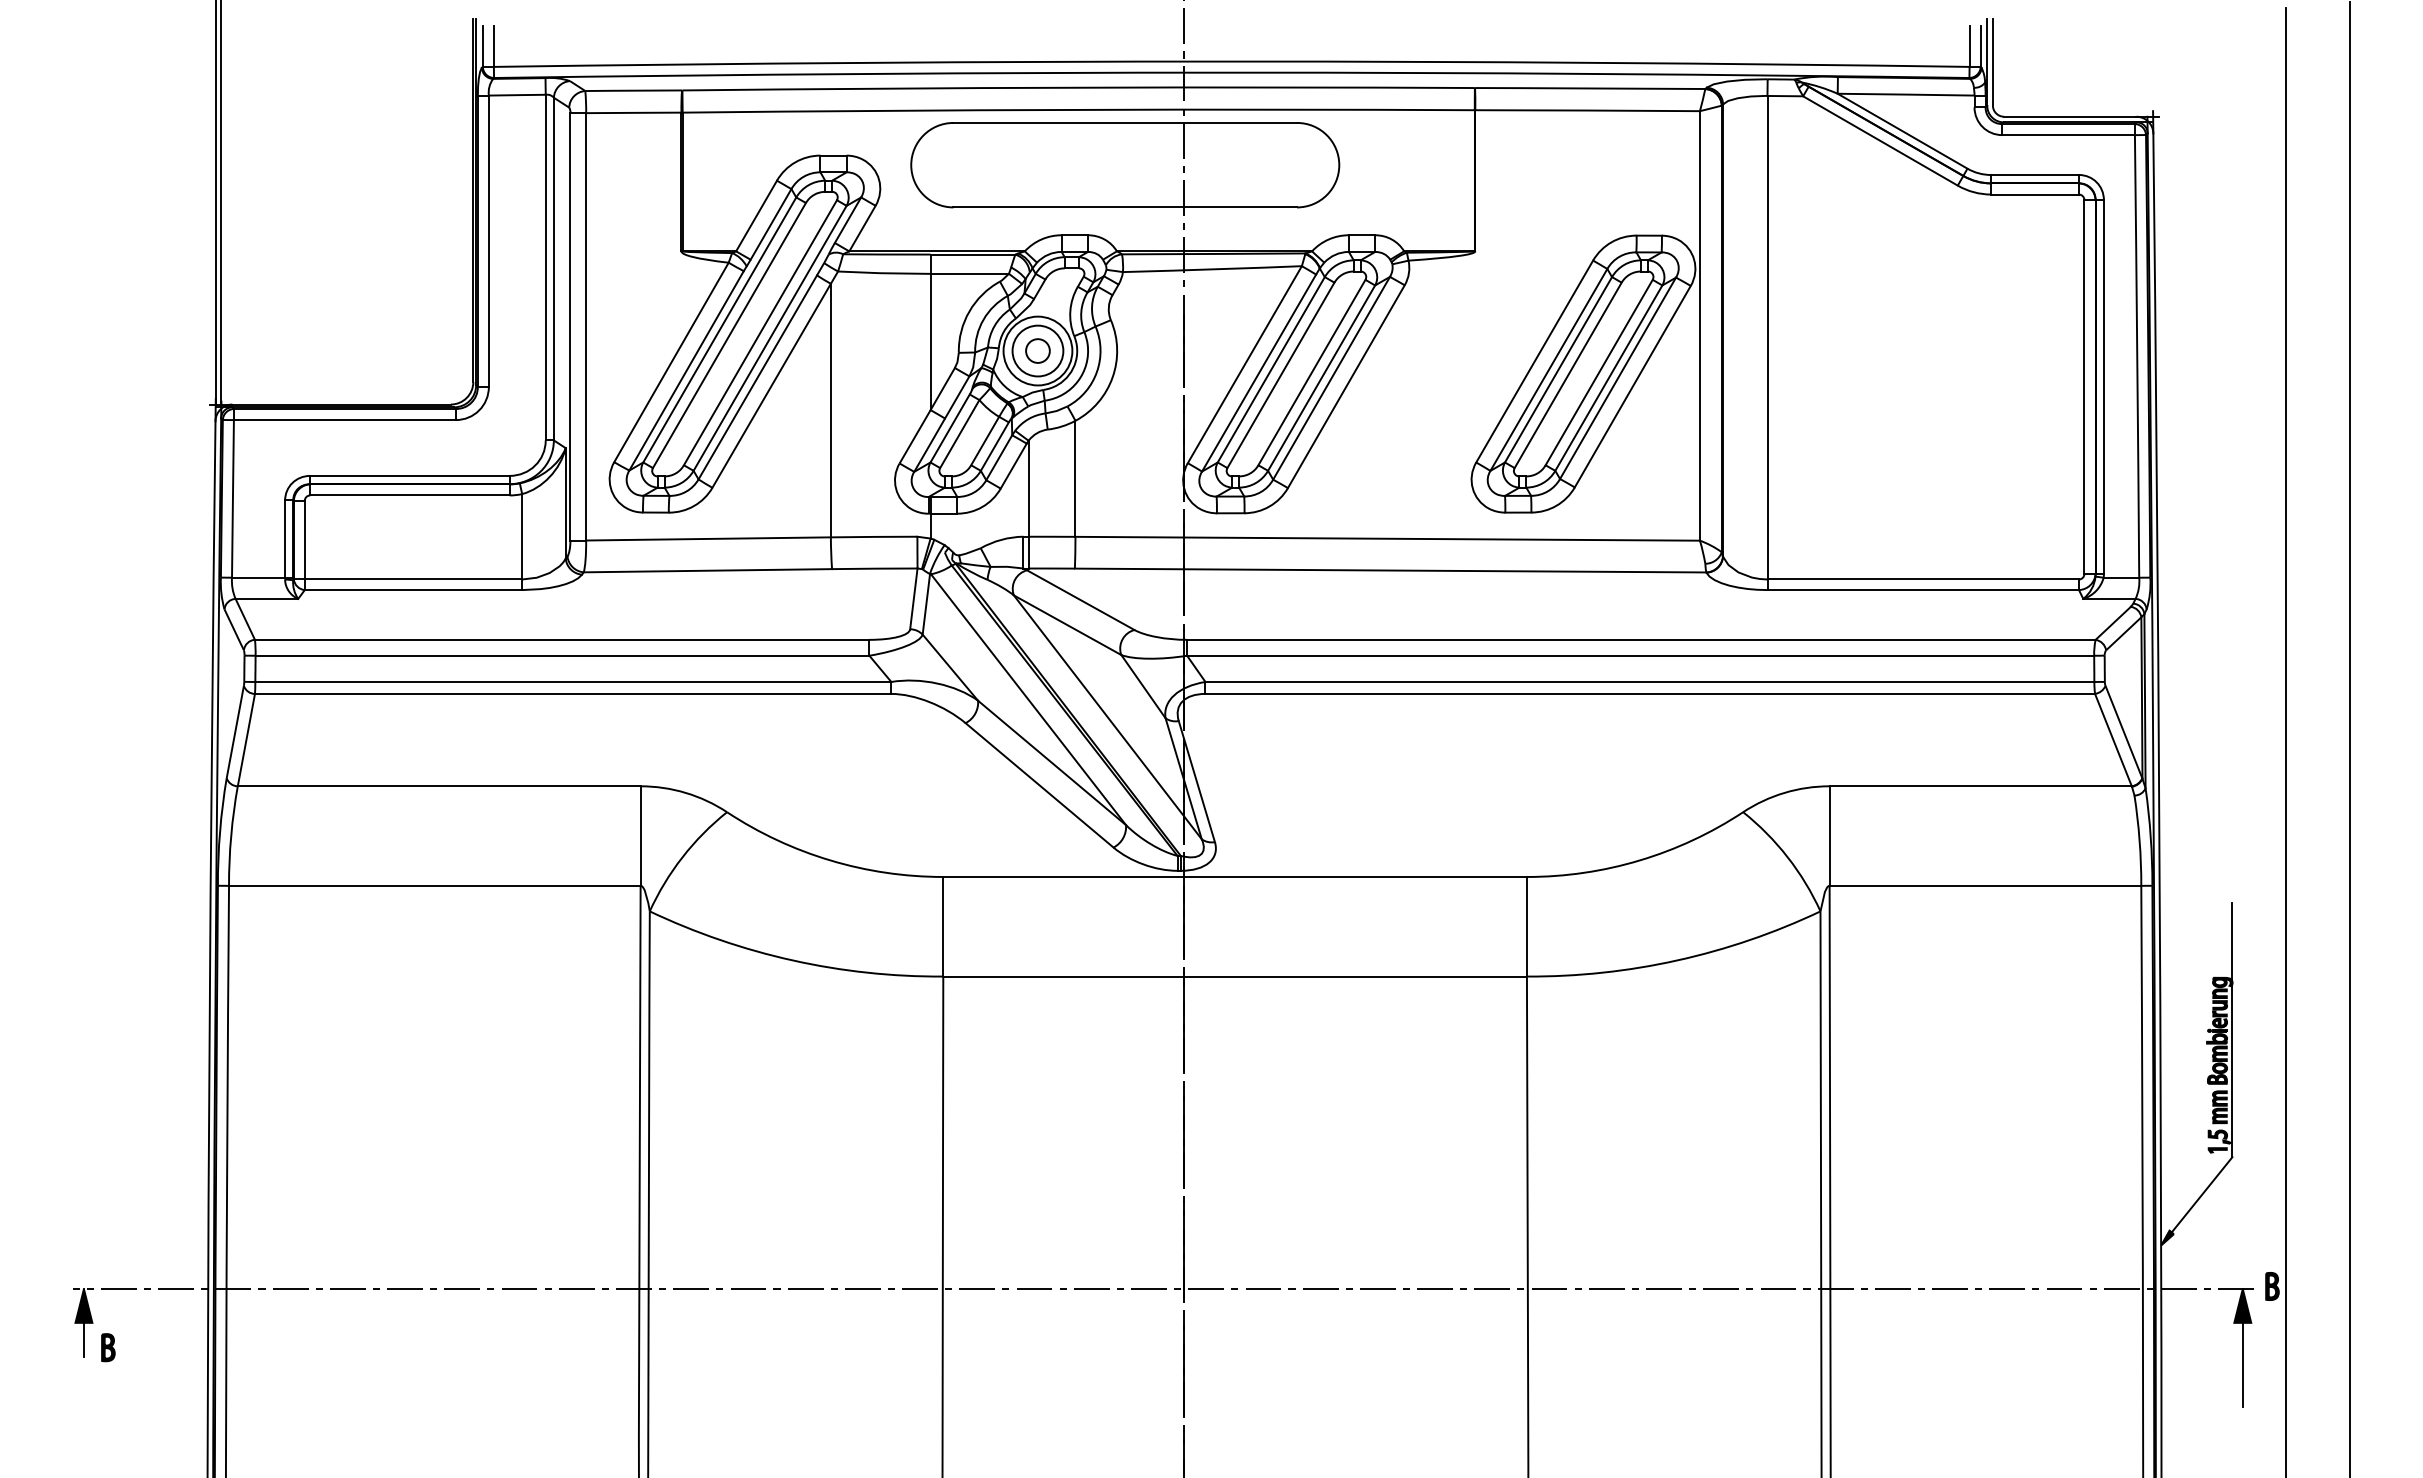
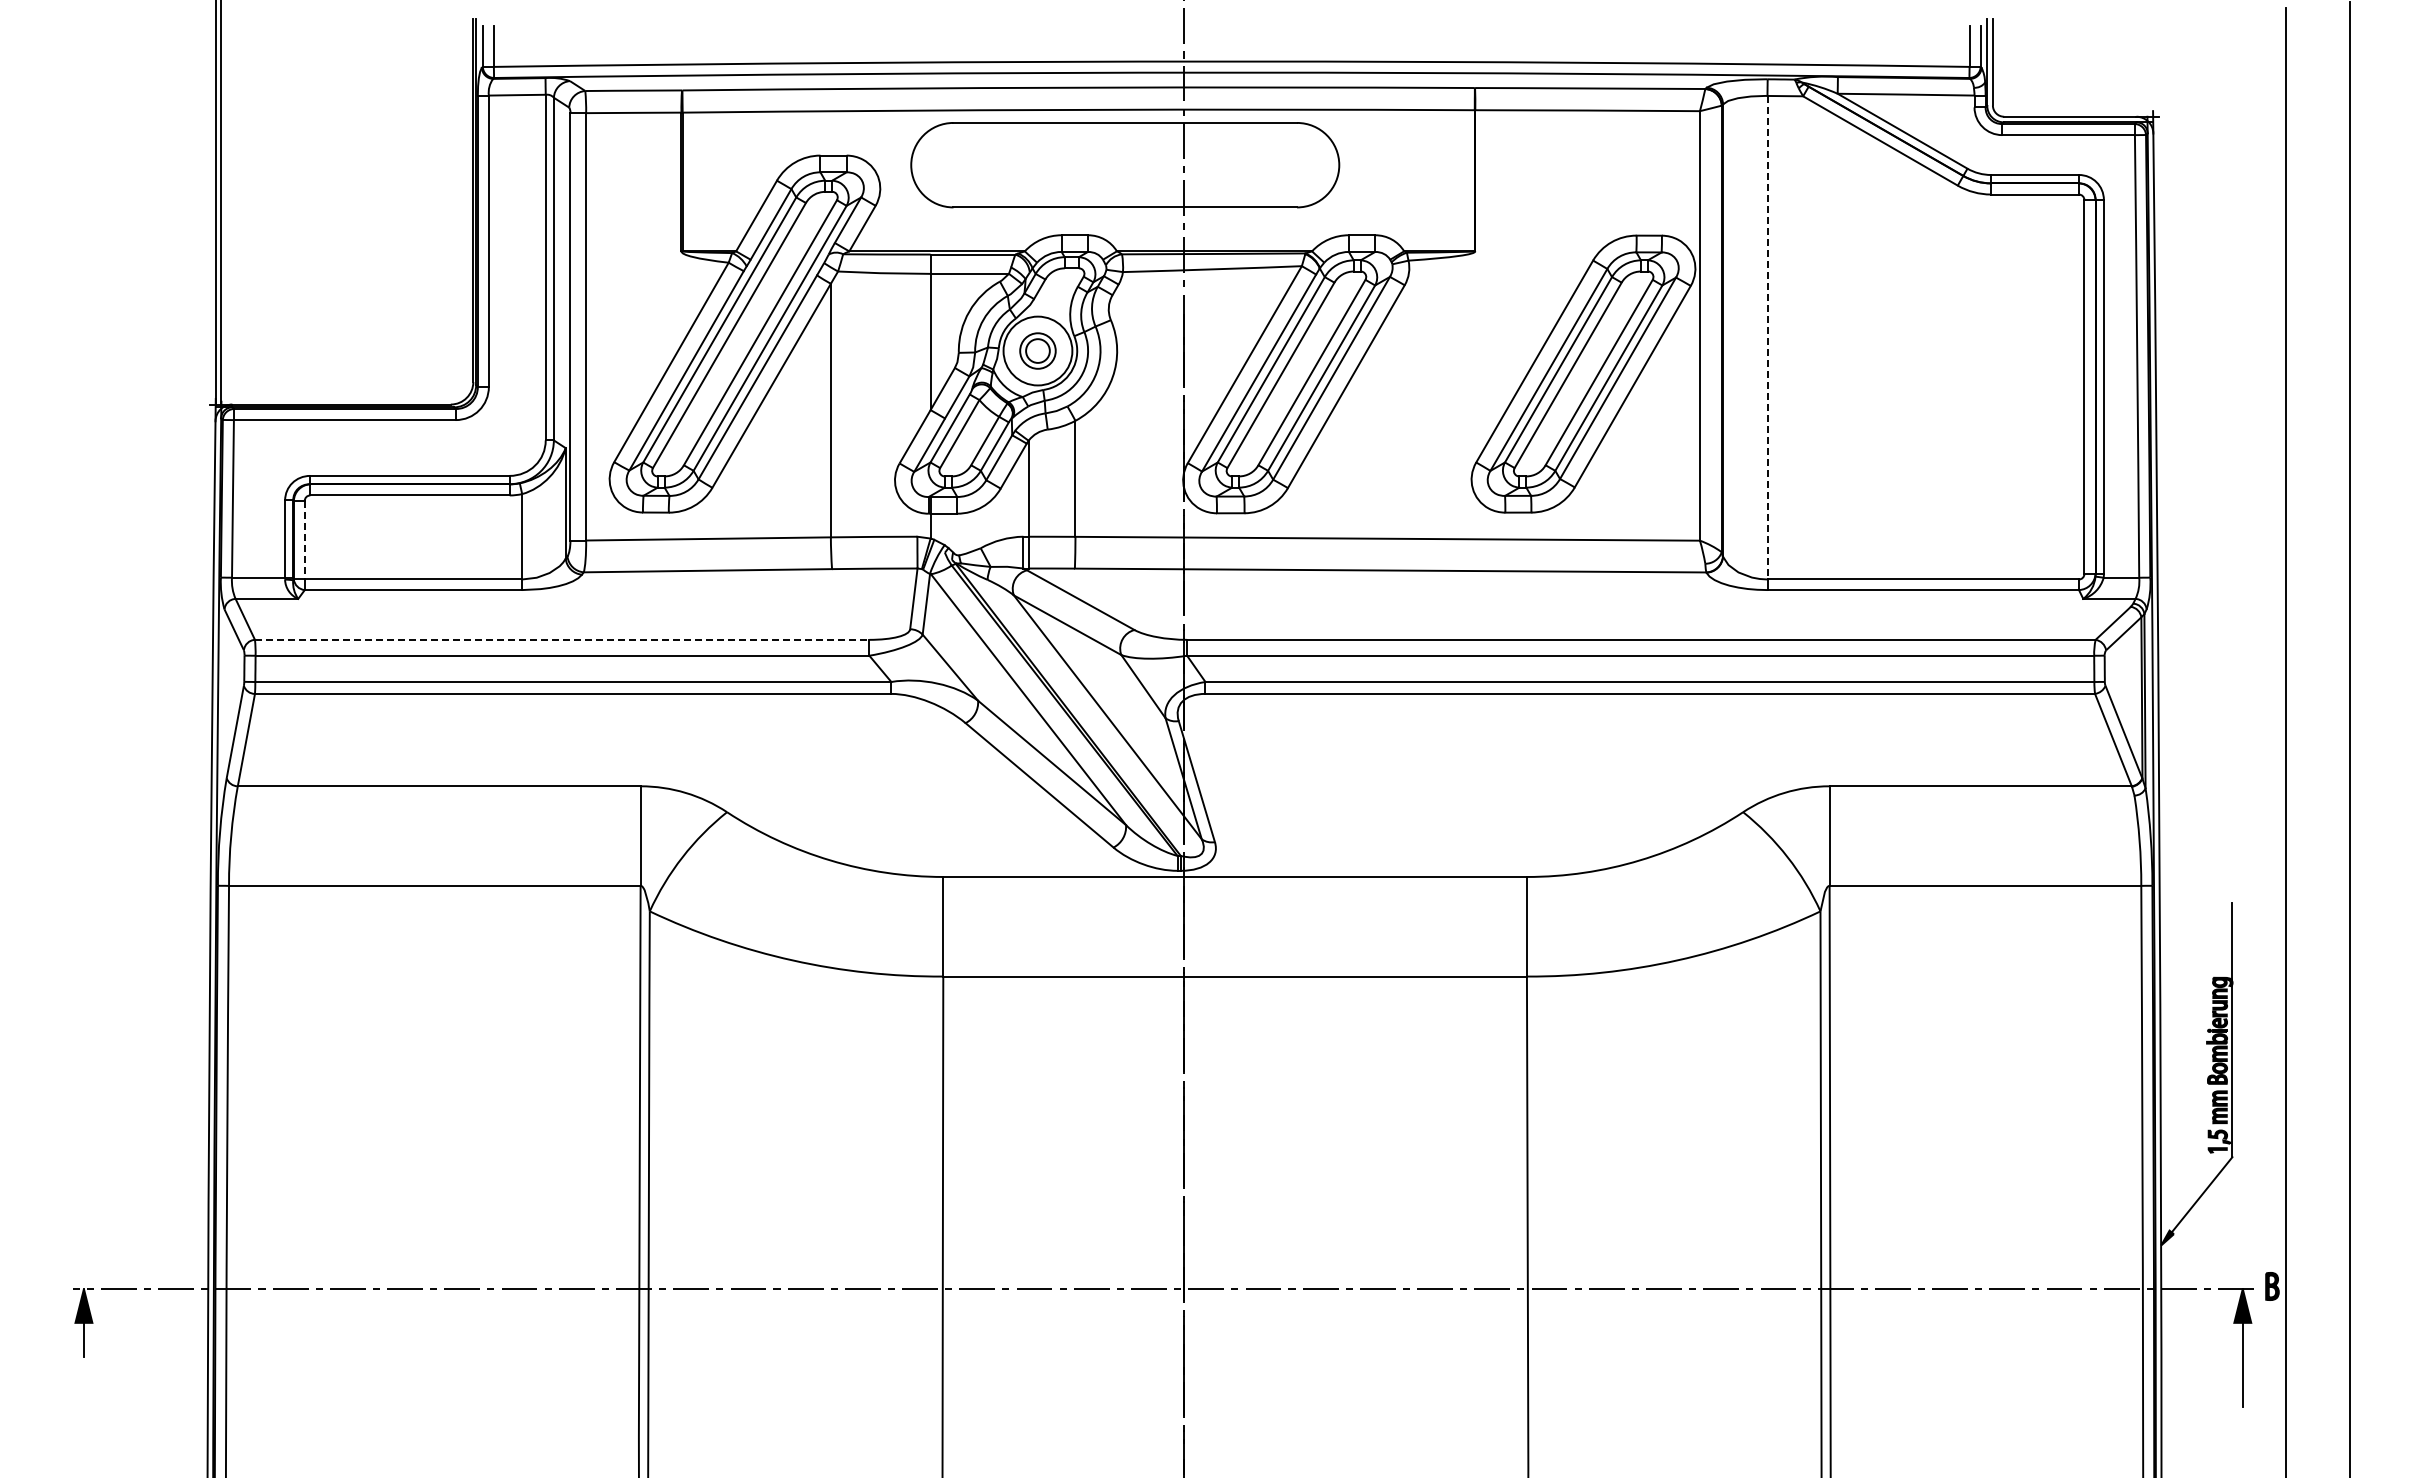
line: solid -> dashed (1767, 337)
circle diameter: 51 px -> 36 px (1037, 350)
line: solid -> dashed (304, 540)
line: solid -> dashed (562, 639)
part: present -> none (108, 1347)
